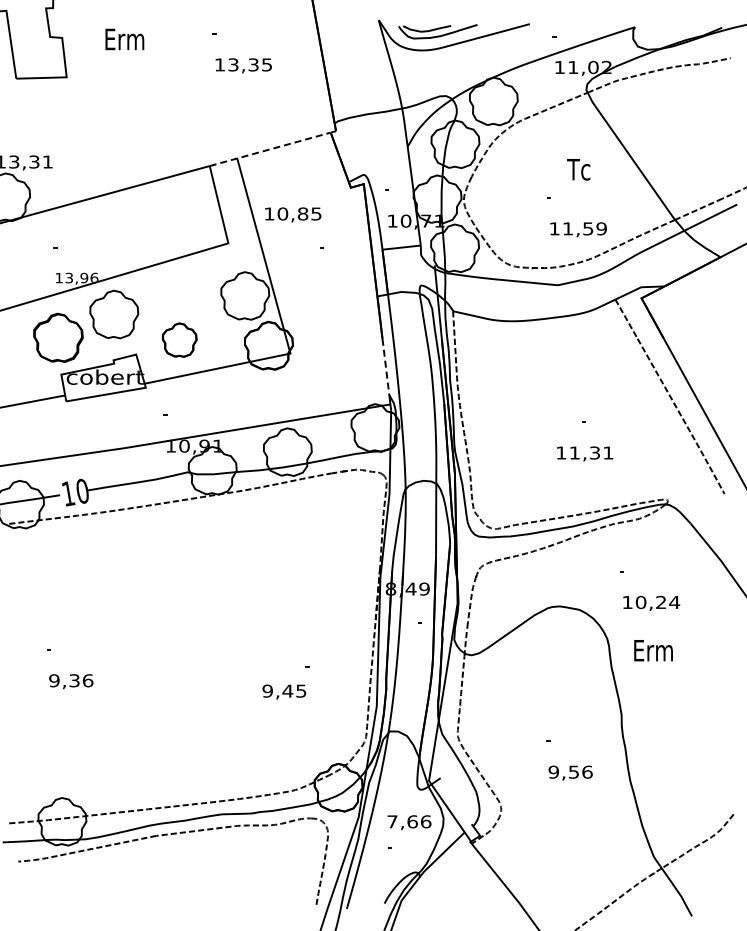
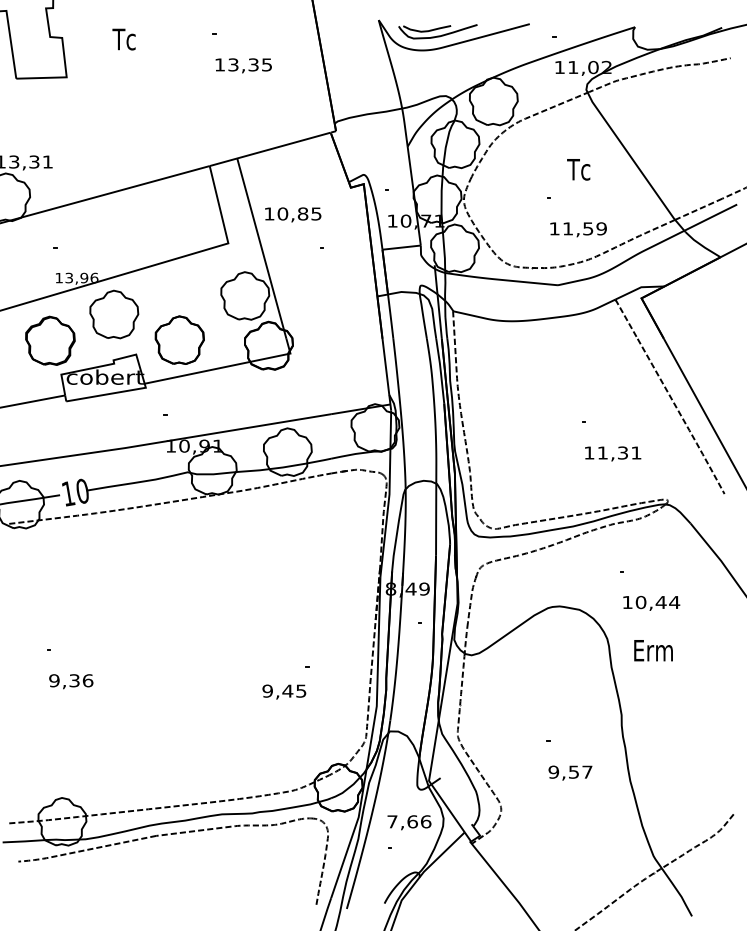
text: Erm -> Tc (124, 39)
line: dashed -> solid (270, 149)
part position: (58, 337) -> (50, 340) (50, 340)
part size: 37x36 px -> 51x50 px (179, 339)
line: dashed -> solid (385, 367)
text position: (585, 453) -> (613, 453) (613, 453)
text: 10,24 -> 10,44 (660, 601)
text: 9,56 -> 9,57 (587, 771)
